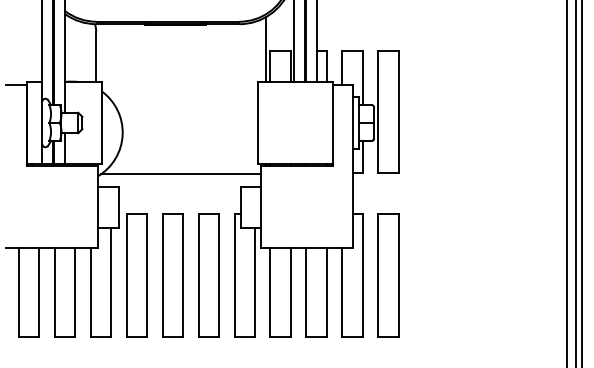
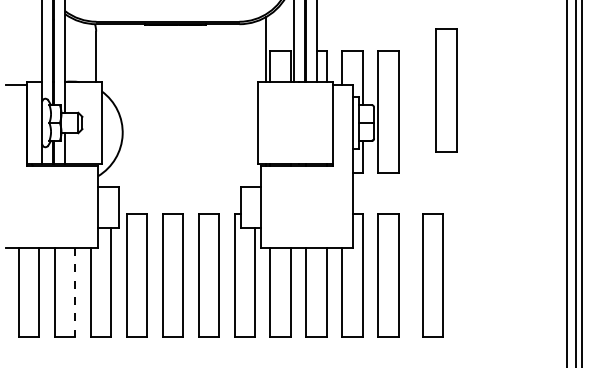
part: none -> present (446, 90)
line: present -> none (180, 174)
part: none -> present (432, 275)
line: solid -> dashed (75, 292)
